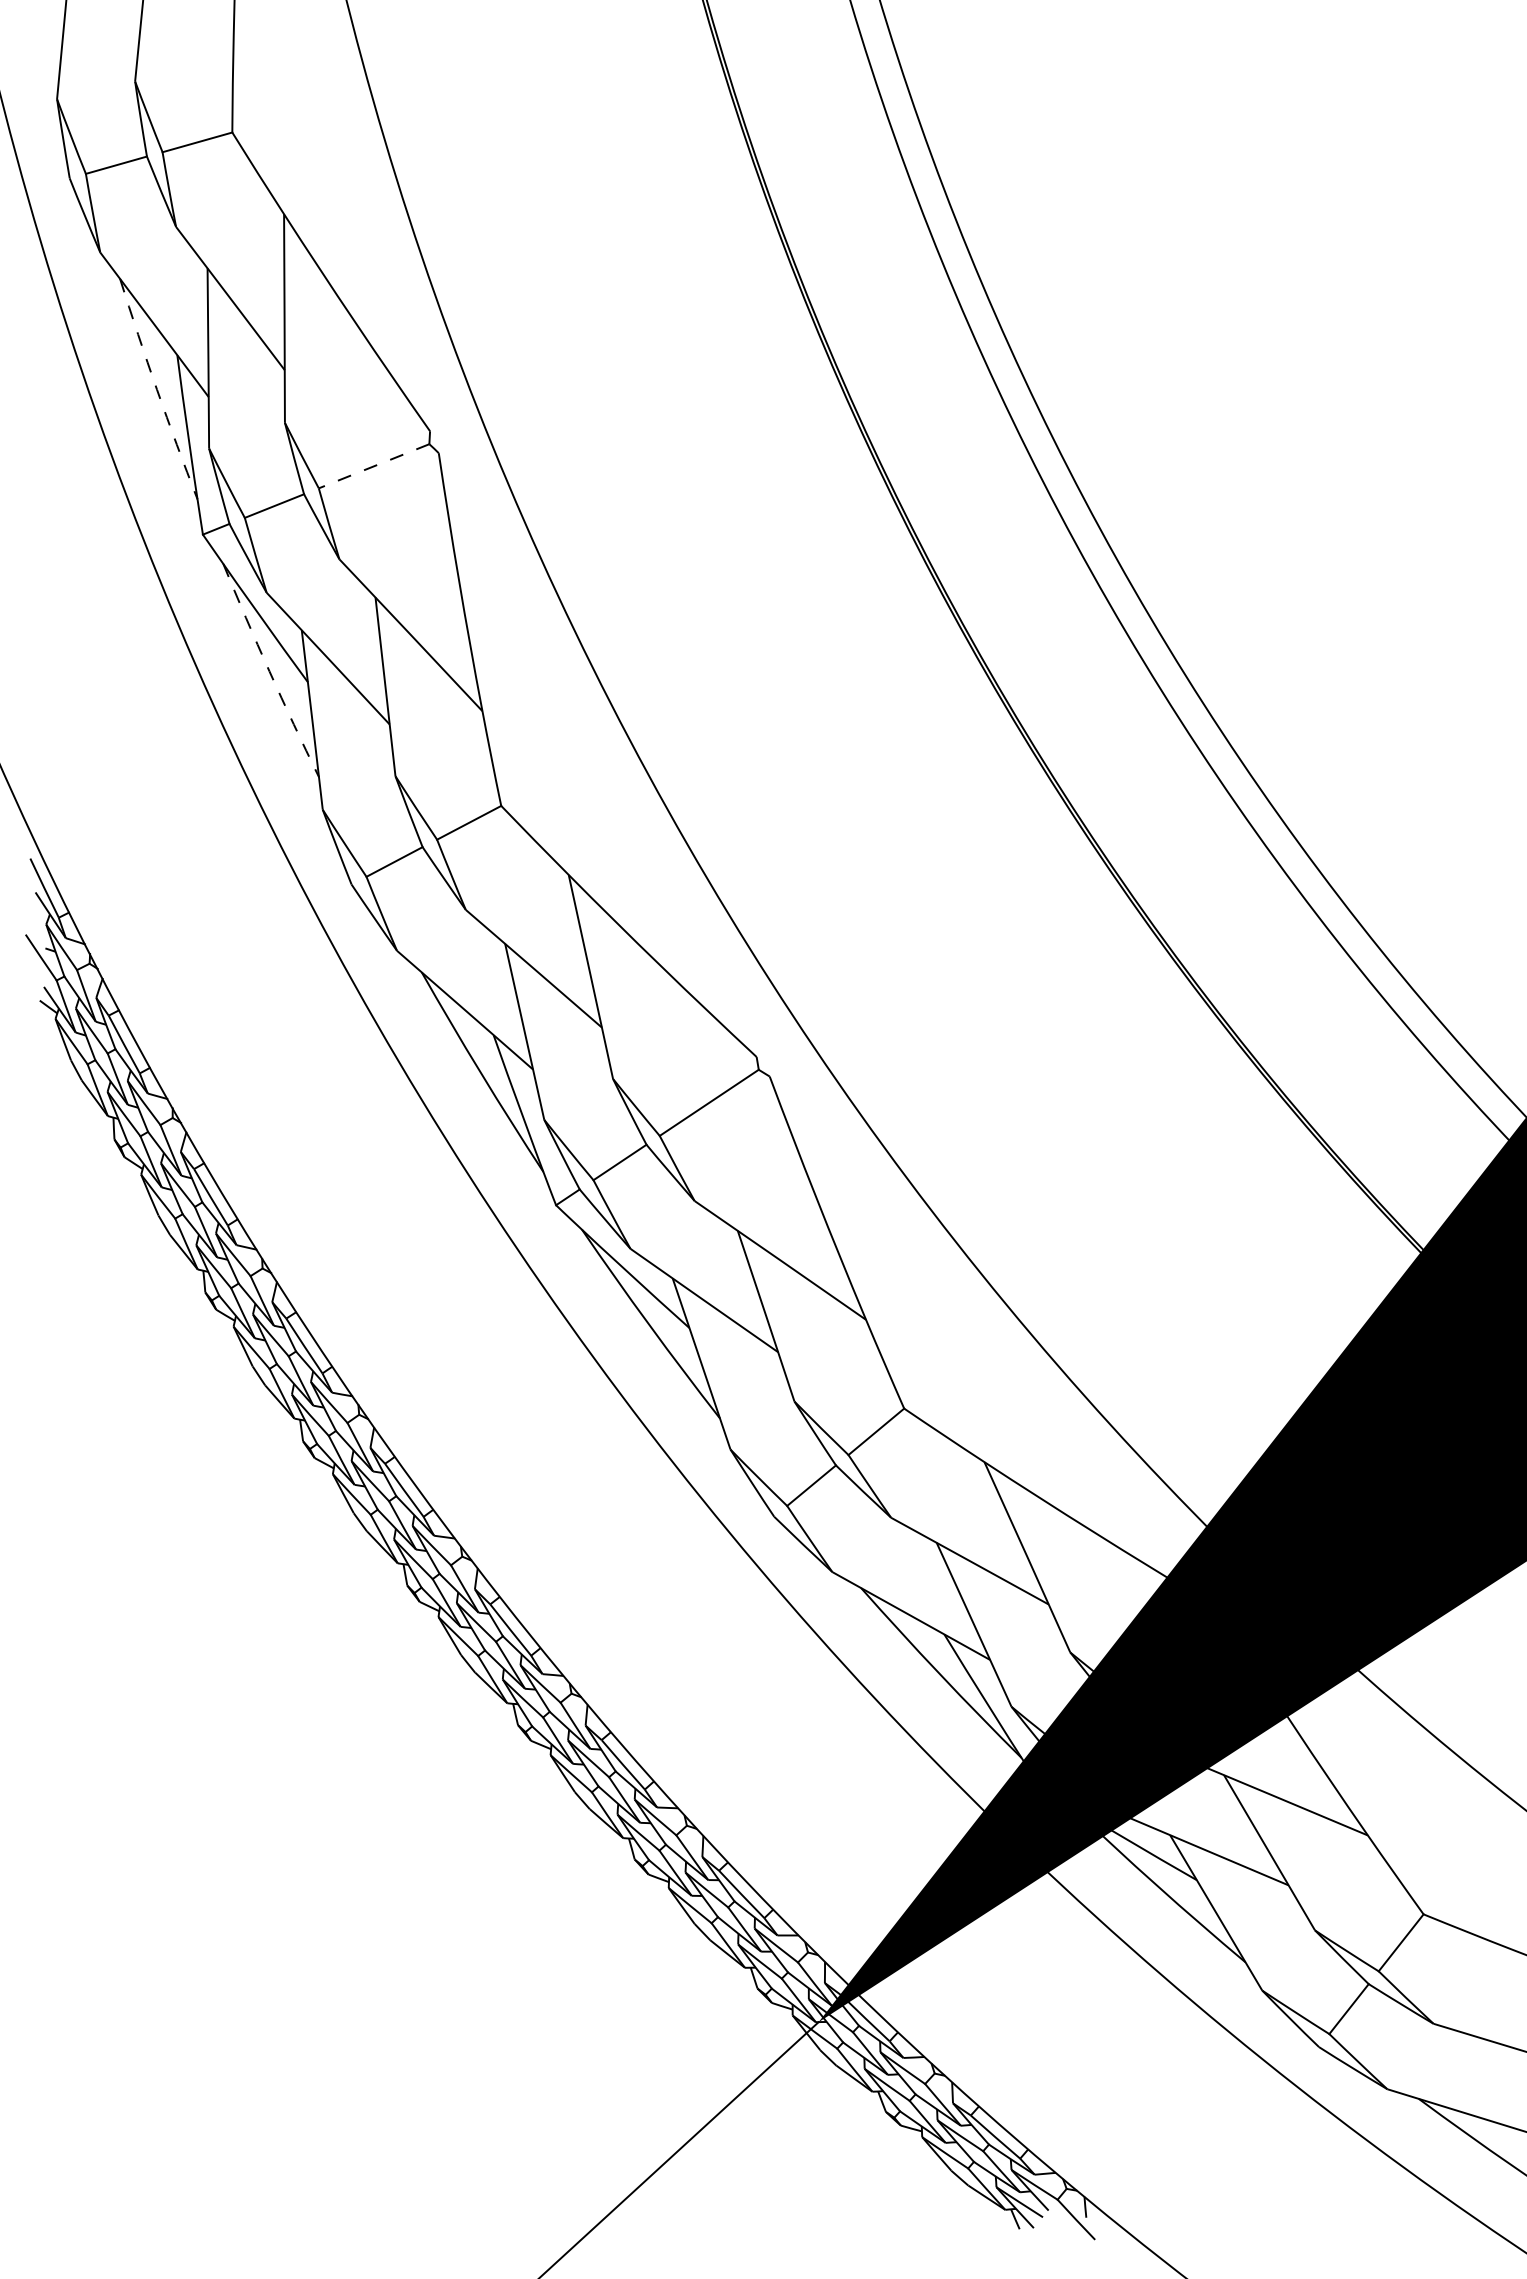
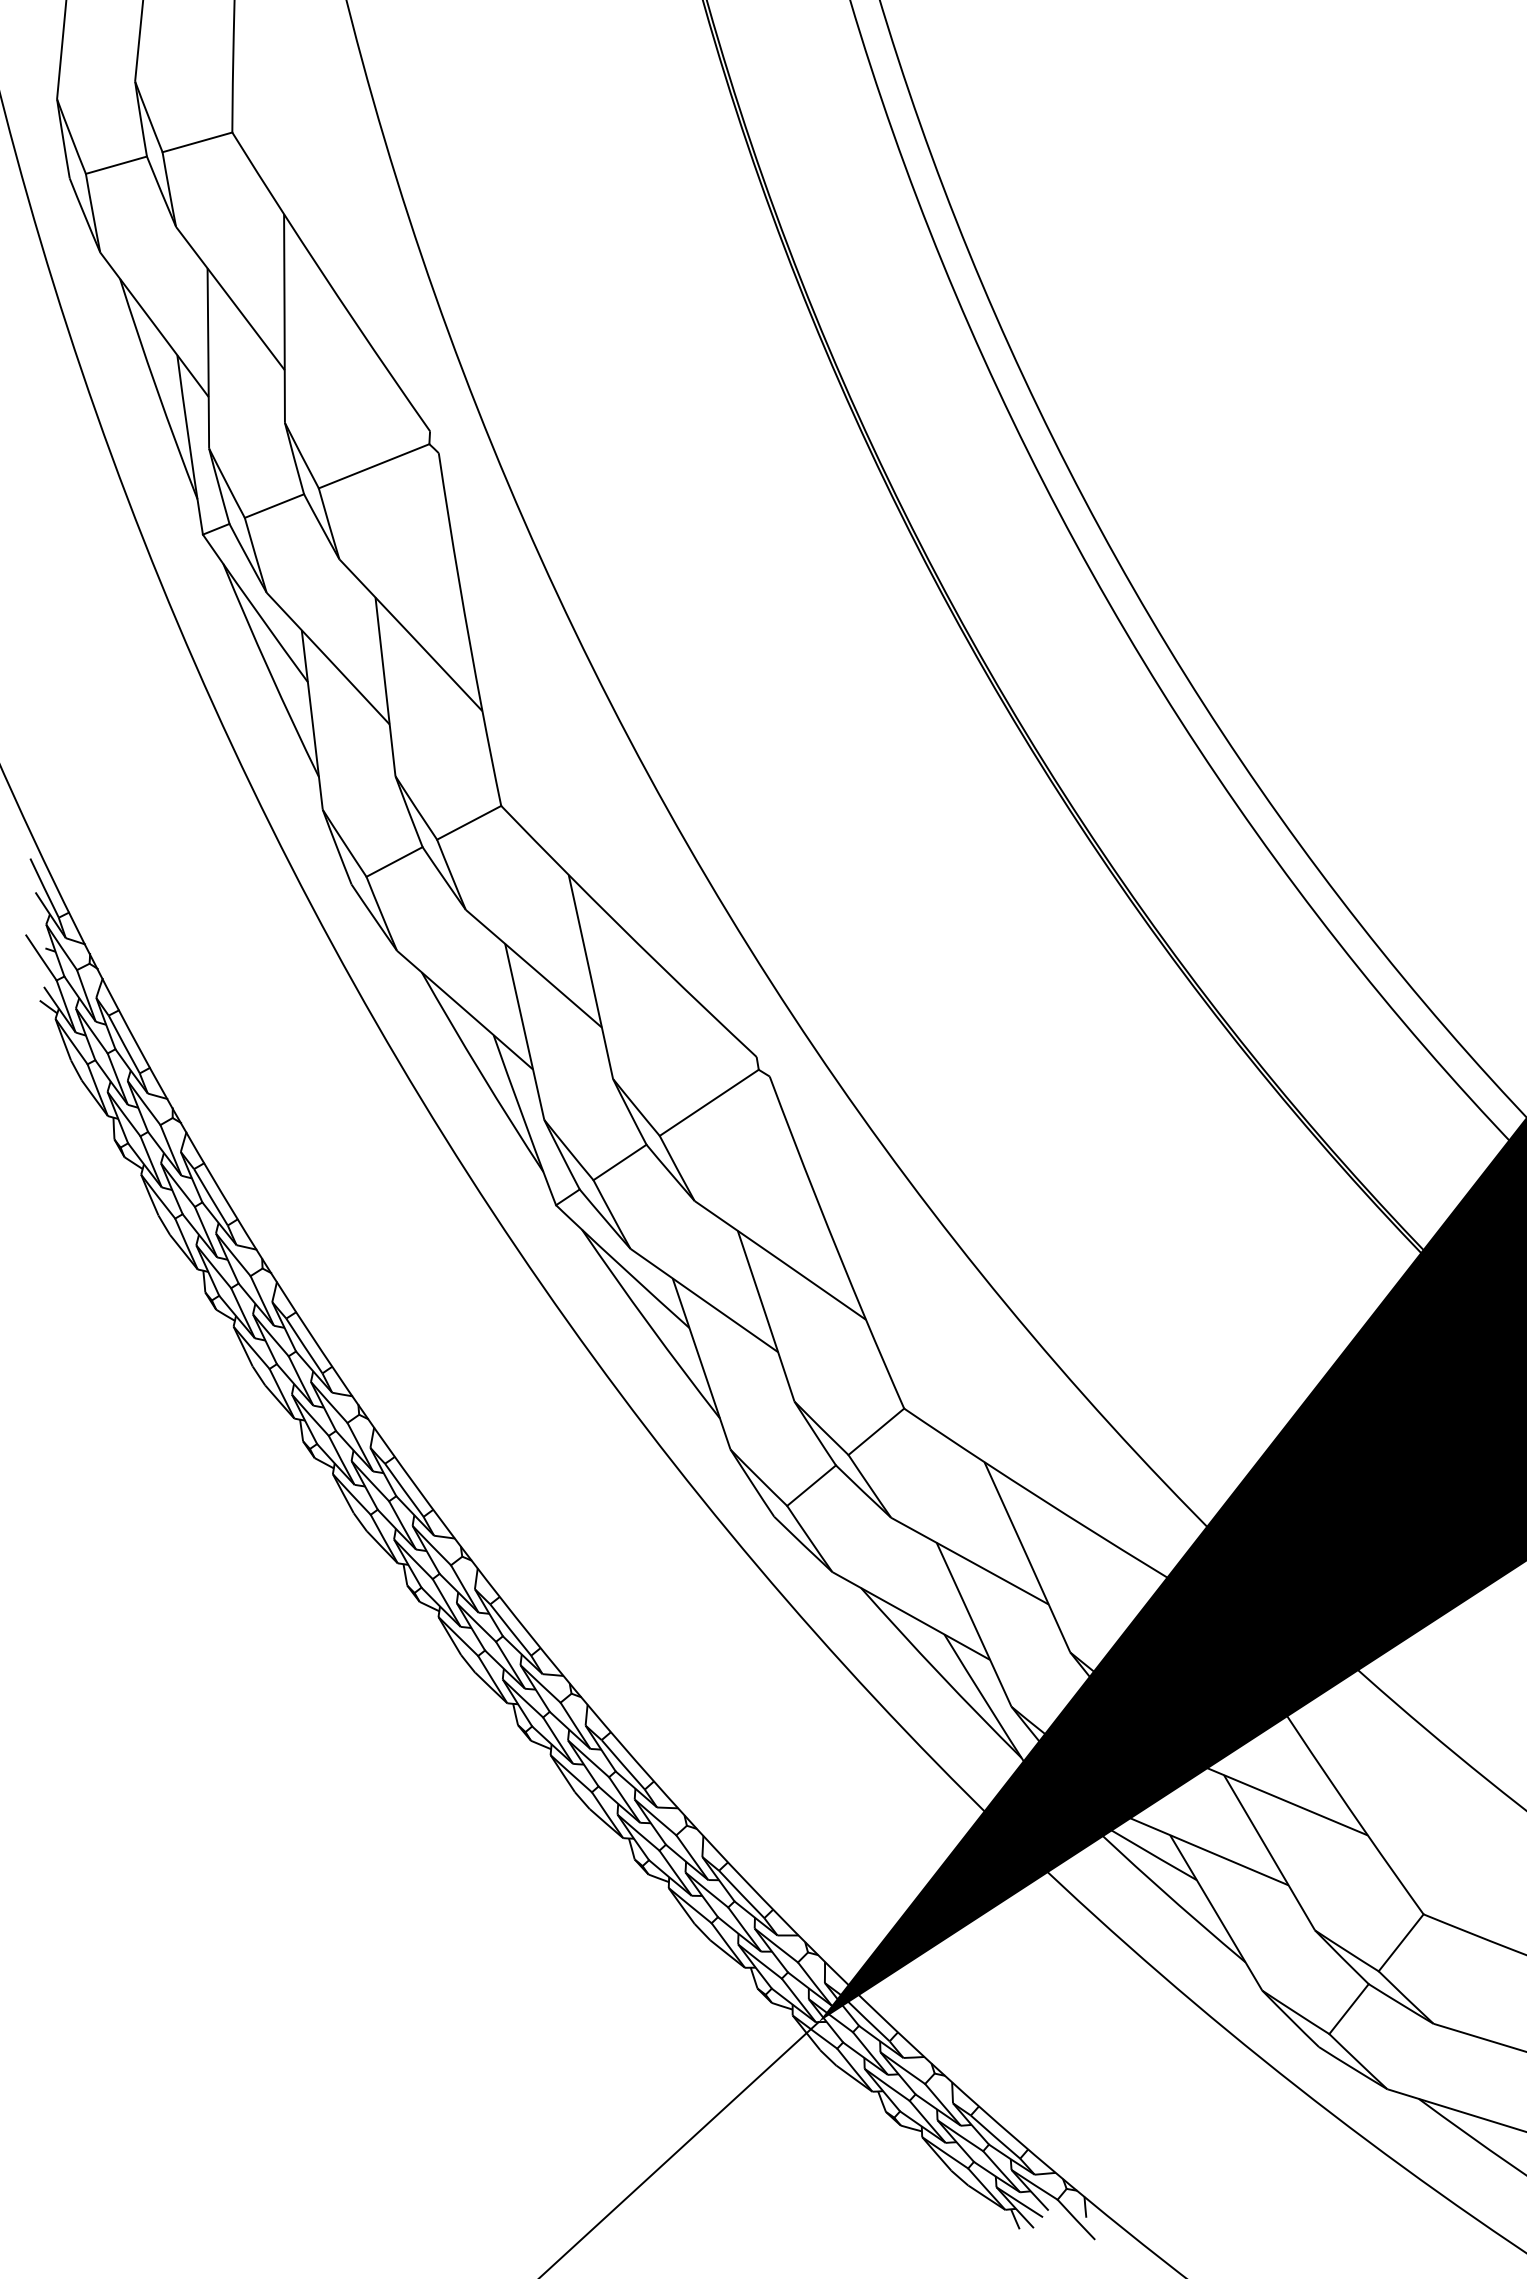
arc: dashed -> solid (157, 389)
line: dashed -> solid (374, 466)
arc: dashed -> solid (269, 671)
